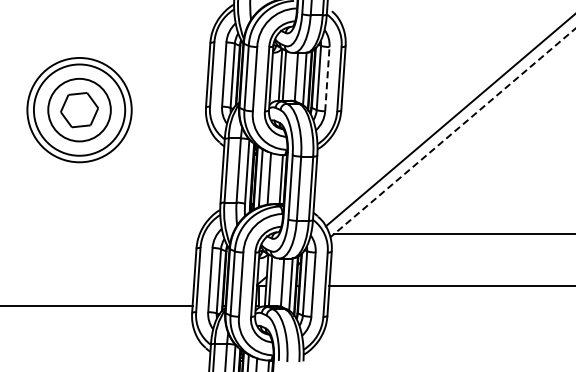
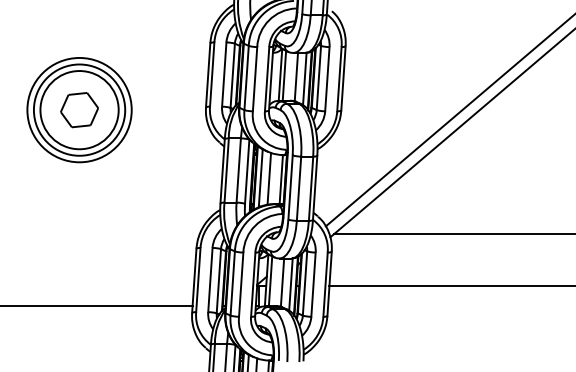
line: dashed -> solid (327, 78)
circle diameter: 63 px -> 78 px (79, 110)
line: dashed -> solid (452, 133)
